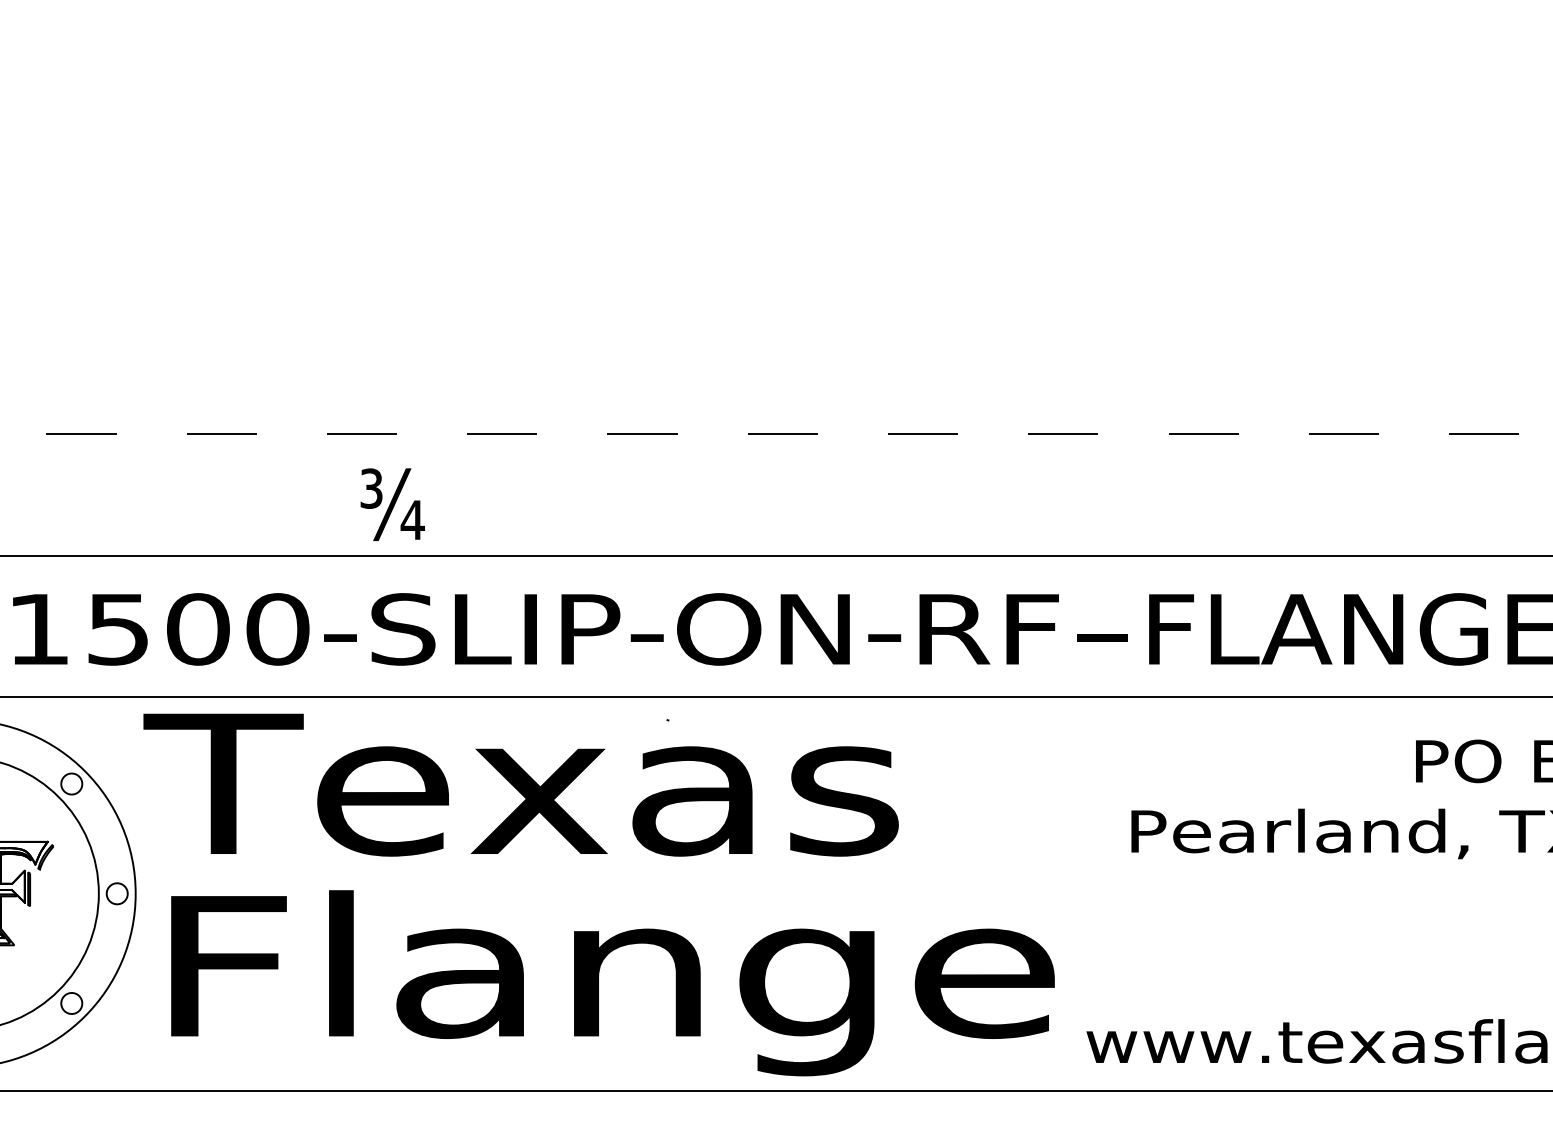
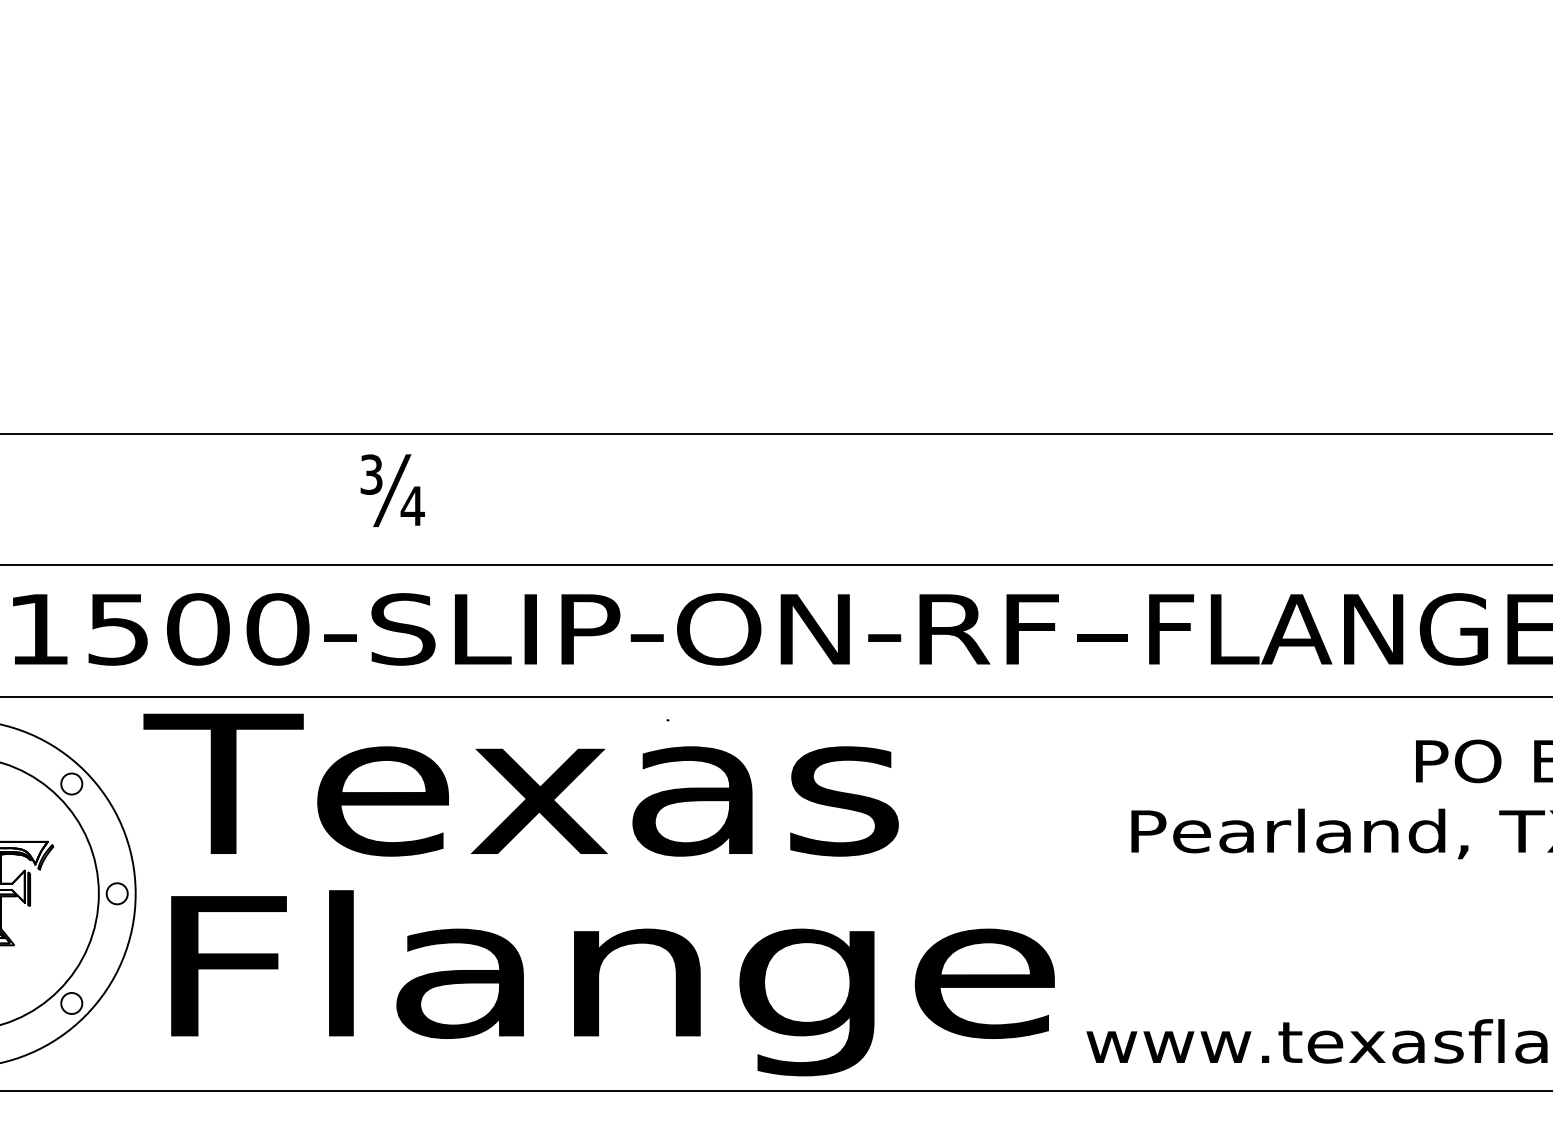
line: dashed -> solid (776, 433)
text position: (392, 504) -> (392, 490) (392, 490)
line position: (775, 556) -> (775, 565) (775, 565)
